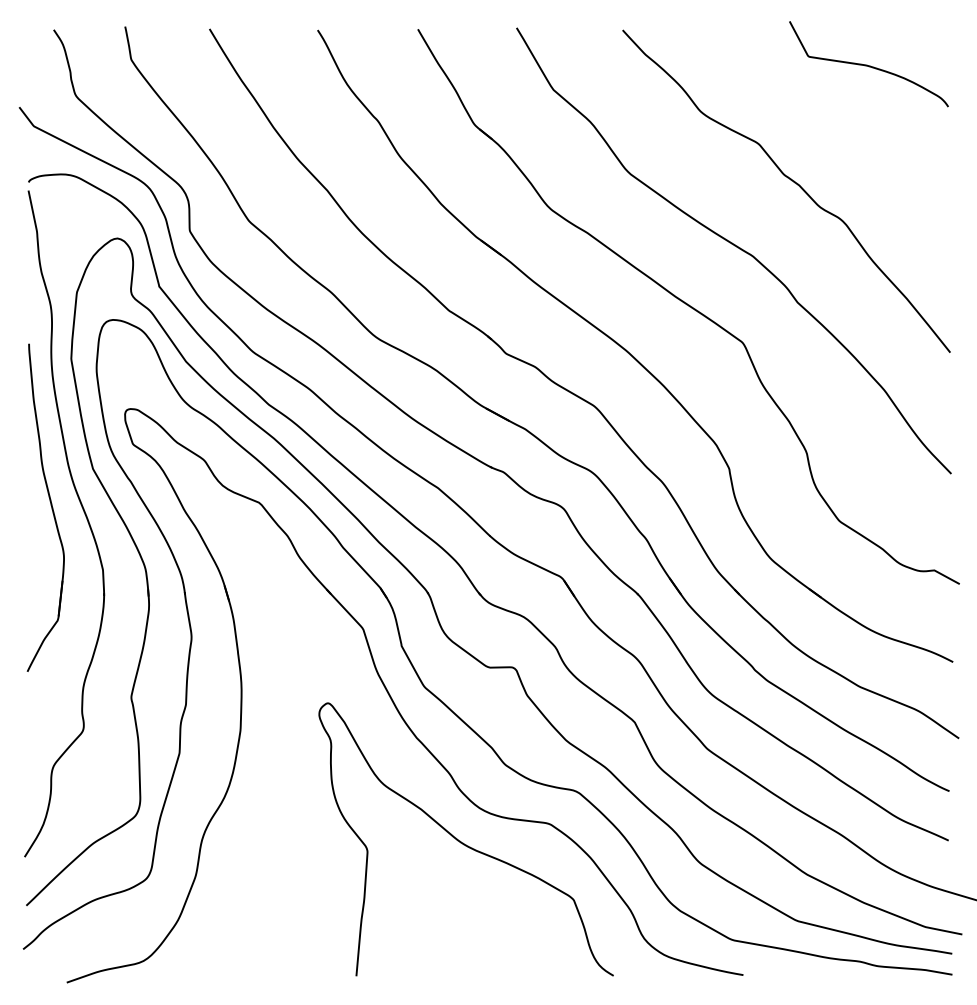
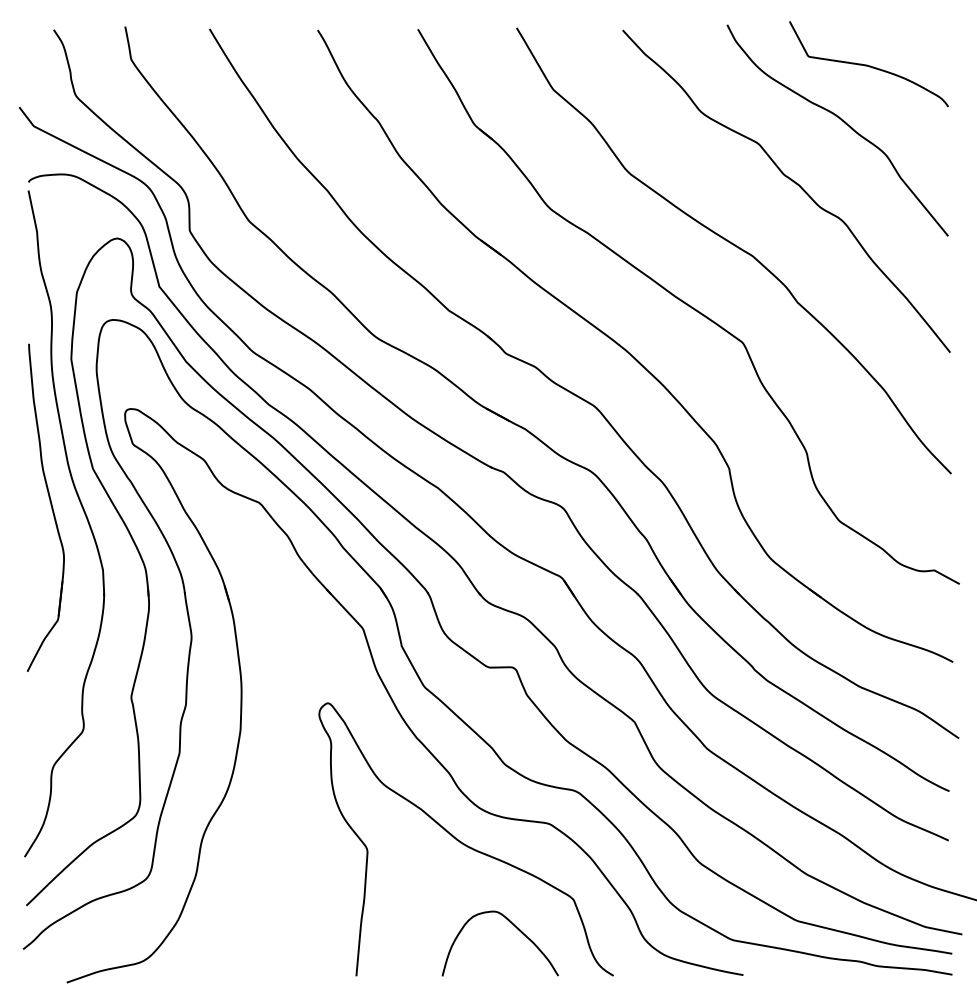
curve: none -> present (844, 123)
curve: none -> present (515, 927)
